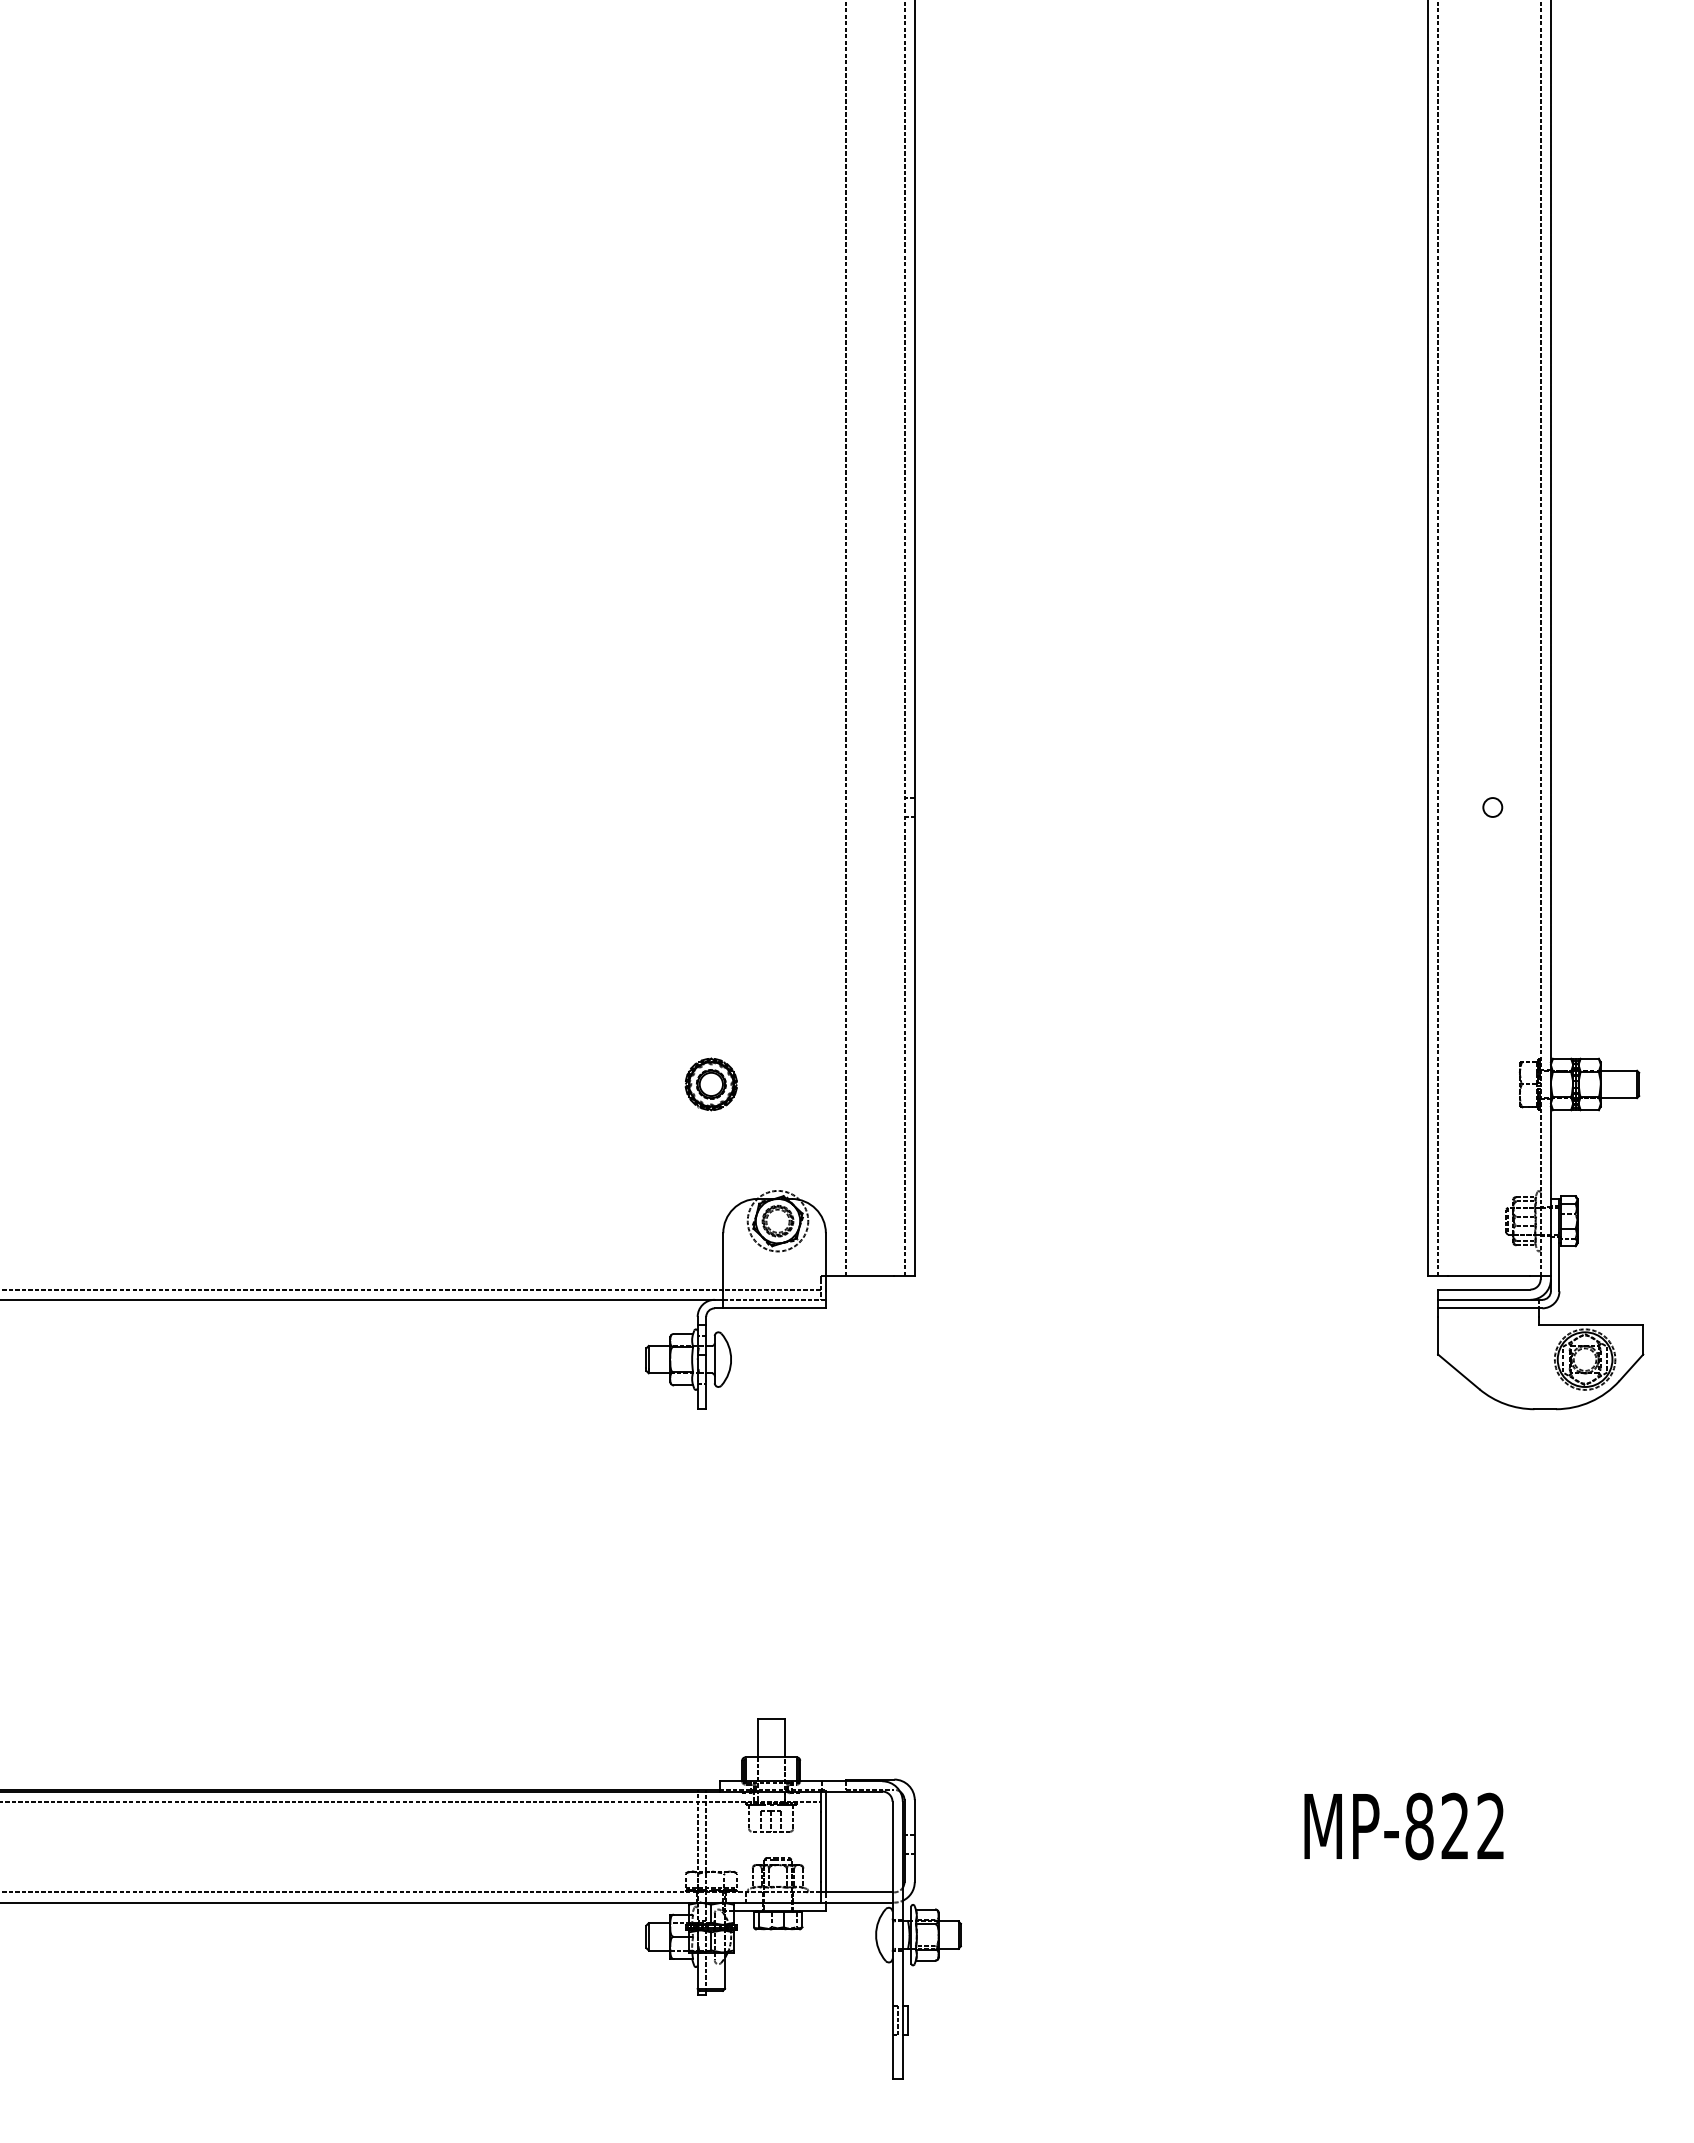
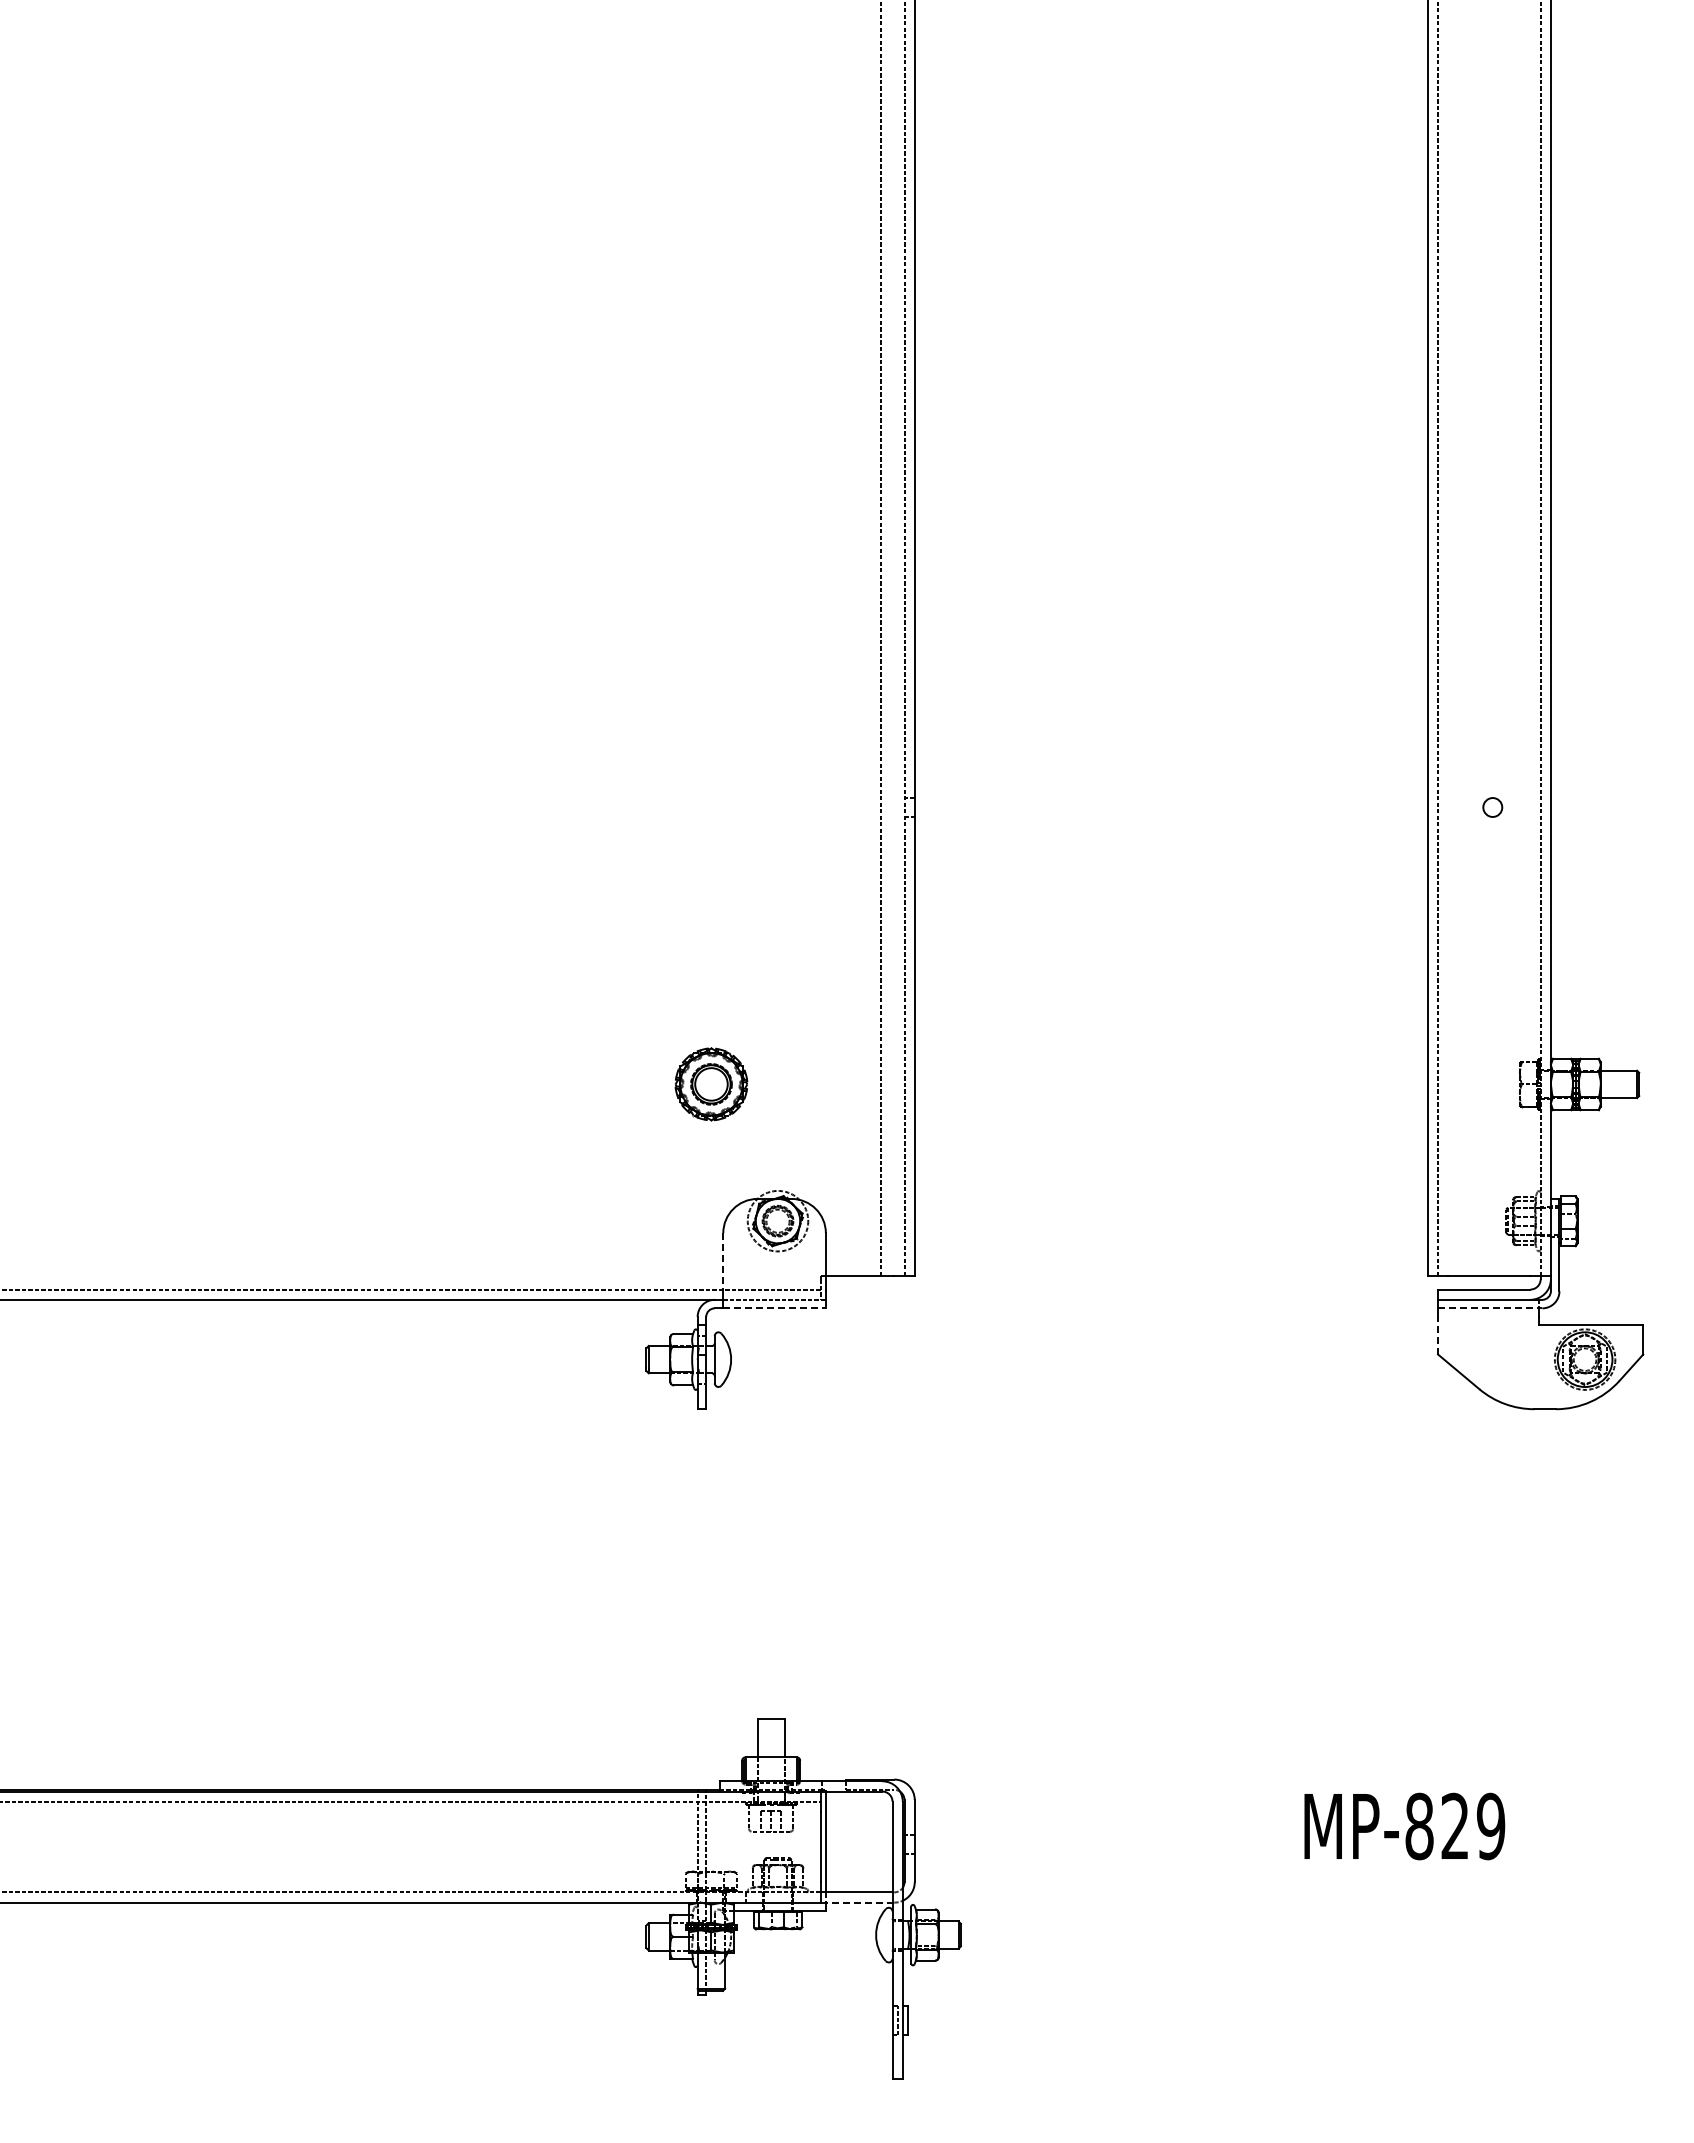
line position: (846, 638) -> (881, 638) (881, 638)
part size: 54x55 px -> 75x75 px (711, 1084)
line: solid -> dashed (723, 1262)
line: solid -> dashed (775, 1308)
line: solid -> dashed (1490, 1308)
line: solid -> dashed (1438, 1335)
text: MP-822 -> MP-829 (1491, 1826)
line: solid -> dashed (856, 1902)
